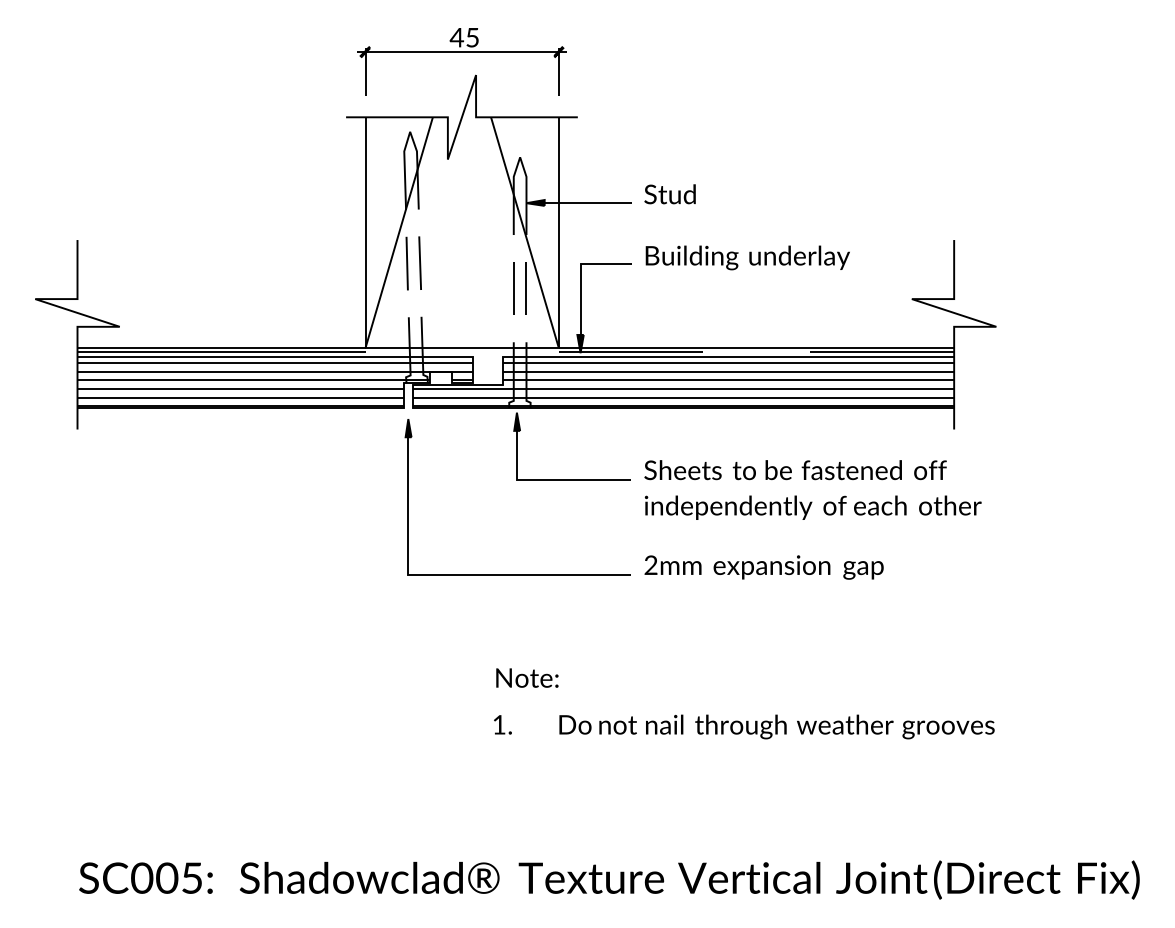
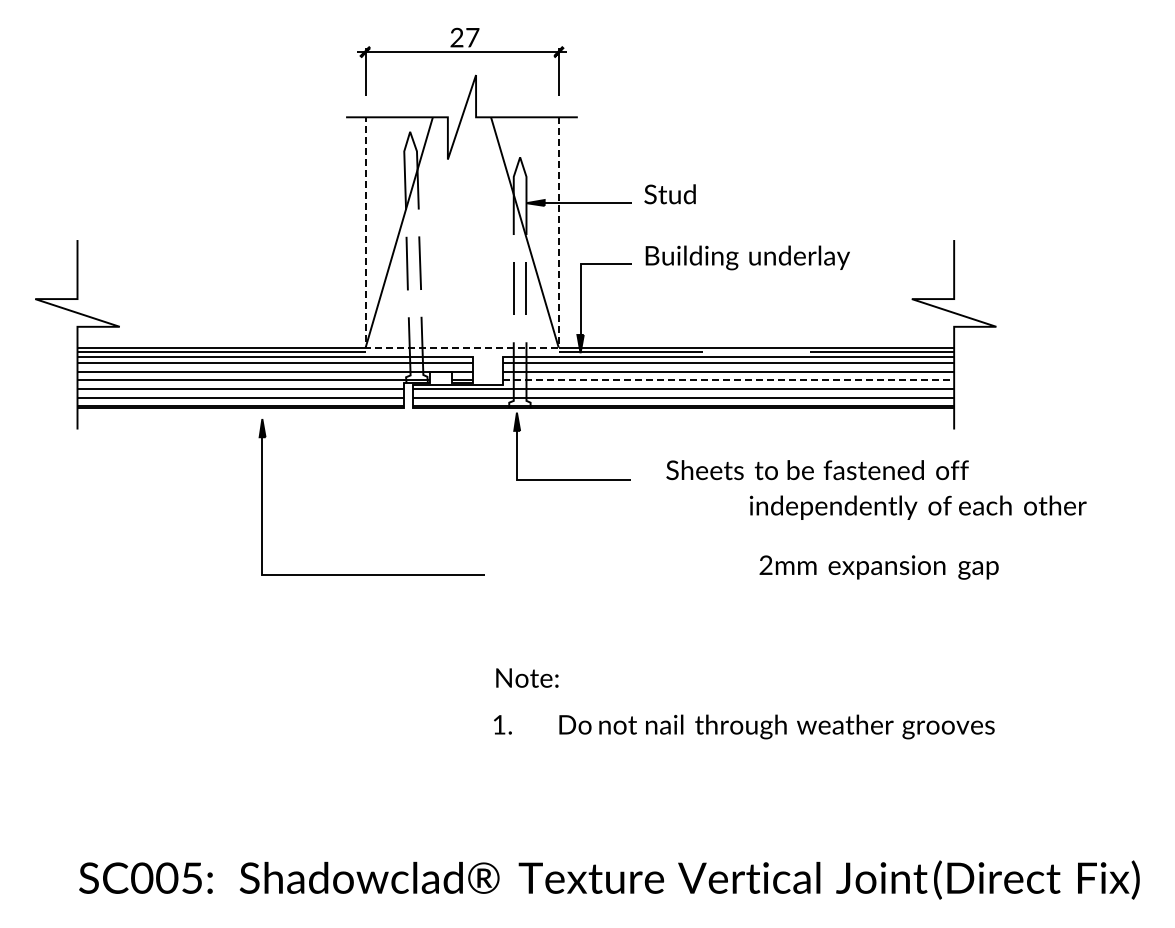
text: 45 -> 27 (464, 37)
line: solid -> dashed (462, 347)
line: solid -> dashed (728, 380)
text position: (795, 470) -> (817, 470) (817, 470)
text position: (812, 507) -> (917, 507) (917, 507)
text position: (763, 567) -> (878, 567) (878, 567)
part position: (517, 574) -> (371, 574) (371, 574)
